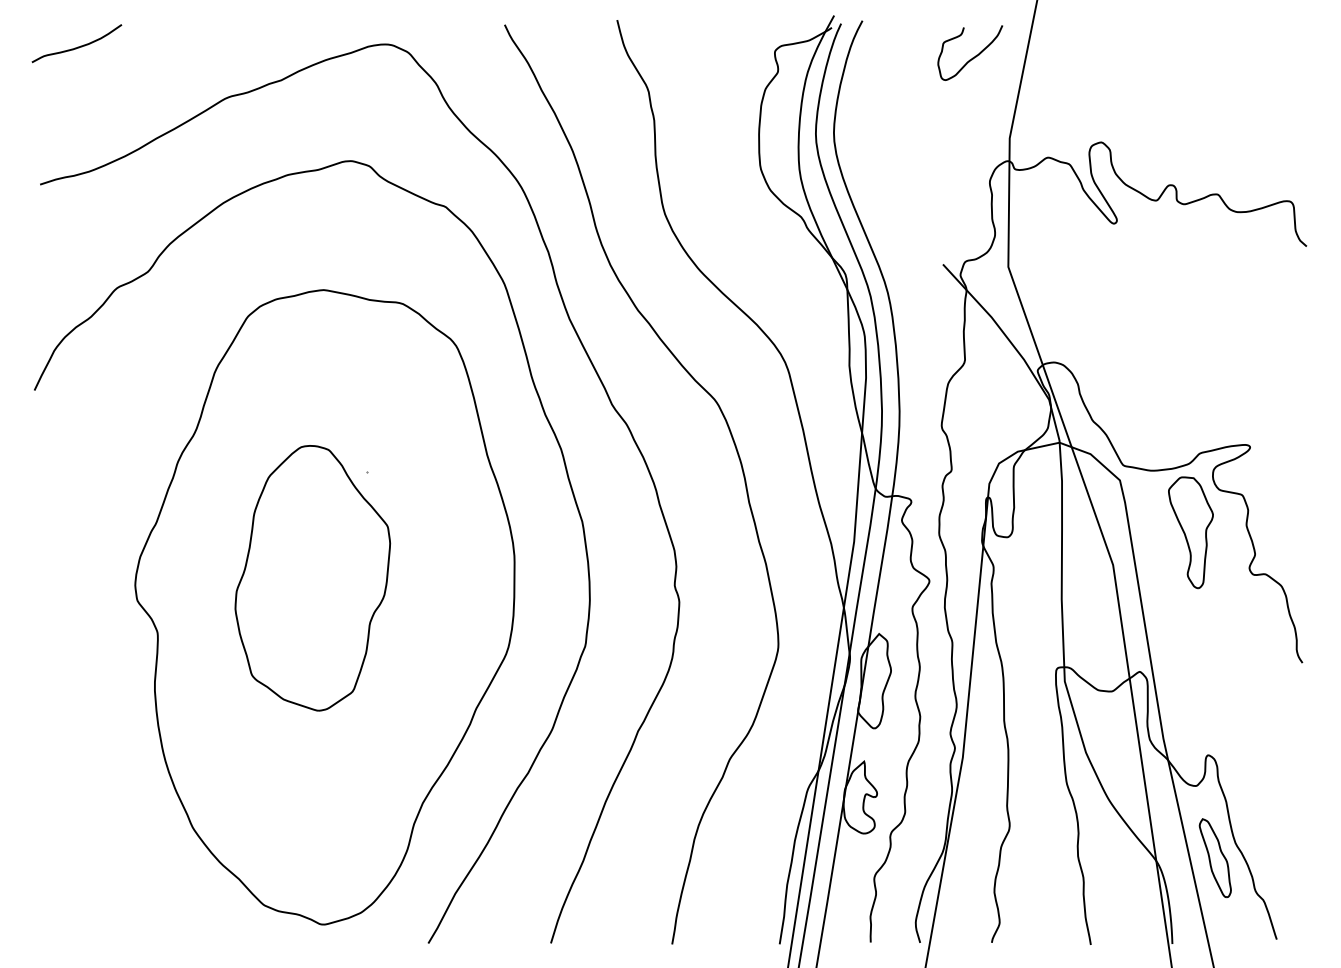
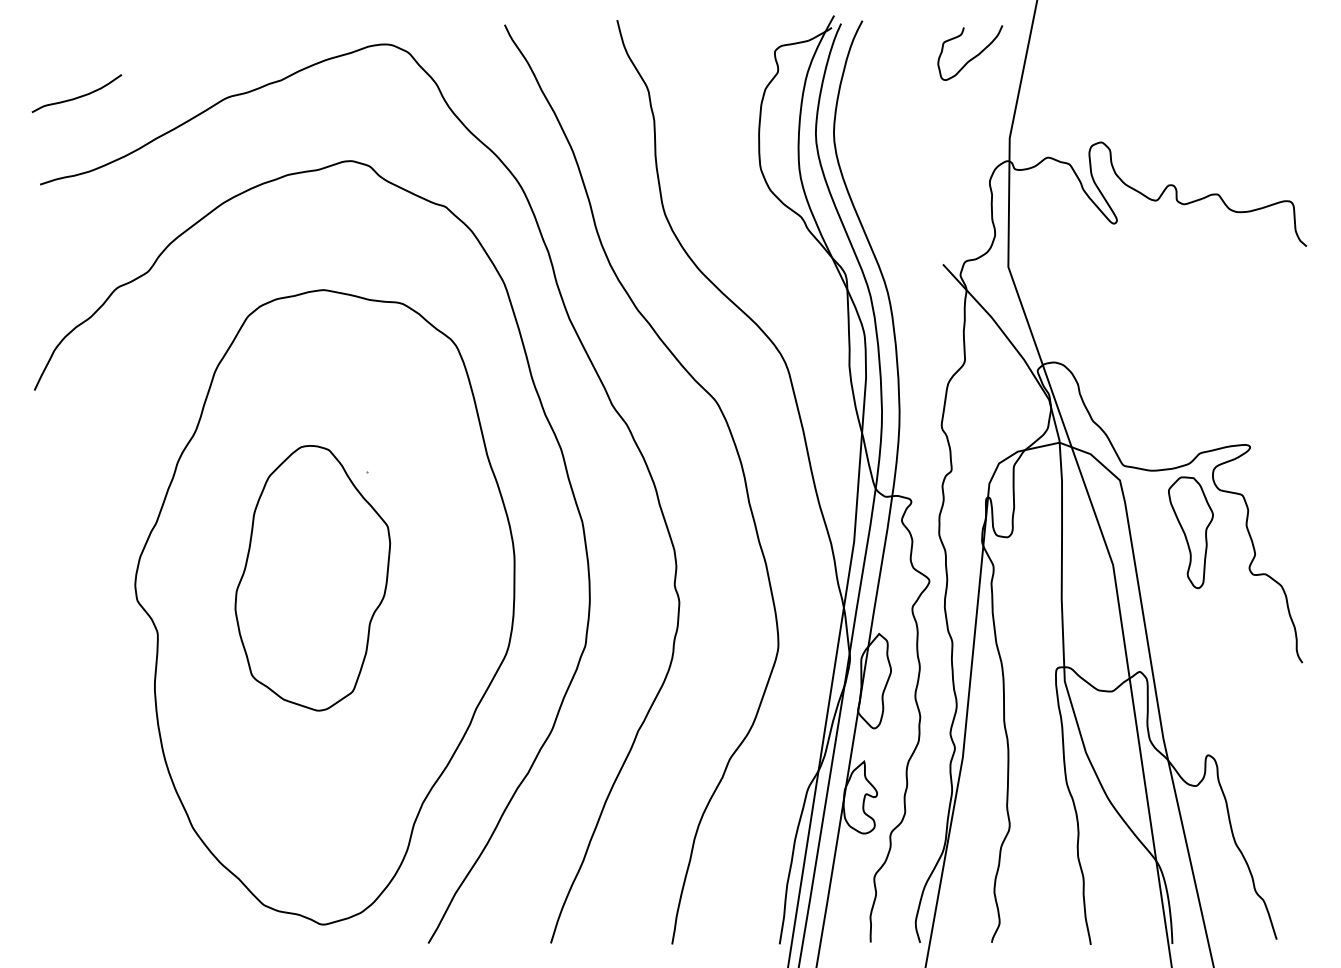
curve position: (77, 46) -> (77, 96) (77, 96)
part: present -> none (1214, 858)
